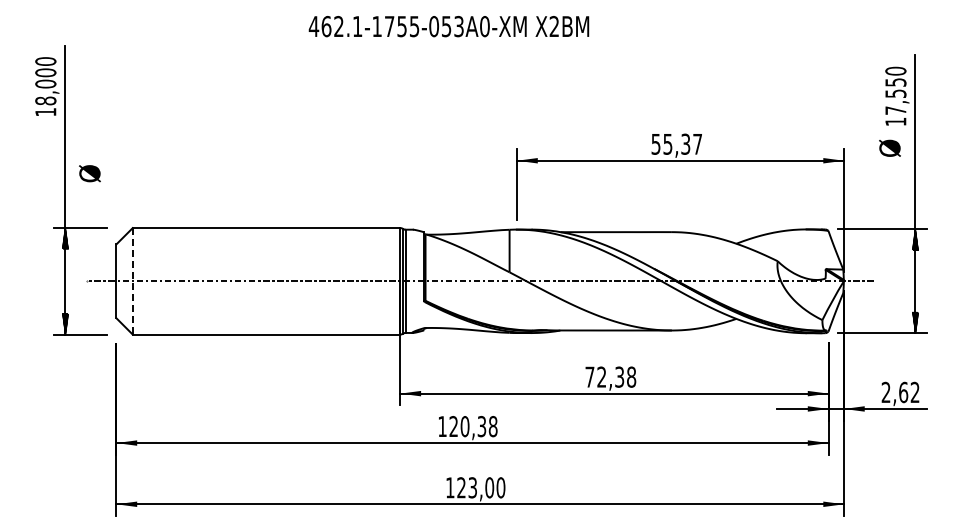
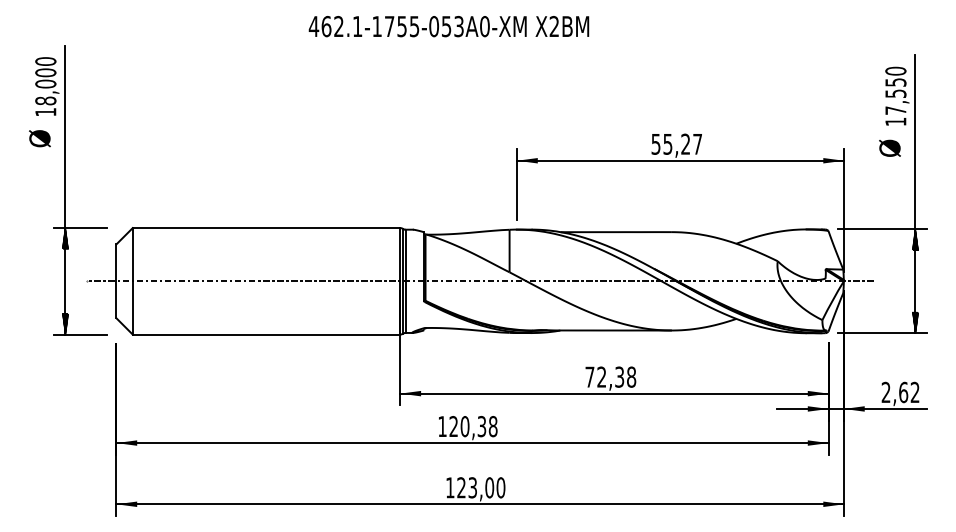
text: 55,37 -> 55,27 (685, 144)
text position: (89, 173) -> (39, 138) (39, 138)
line: dashed -> solid (132, 281)
